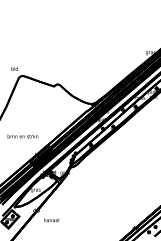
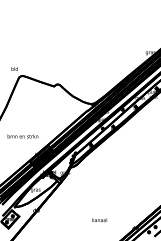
text position: (51, 220) -> (99, 220) (99, 220)
